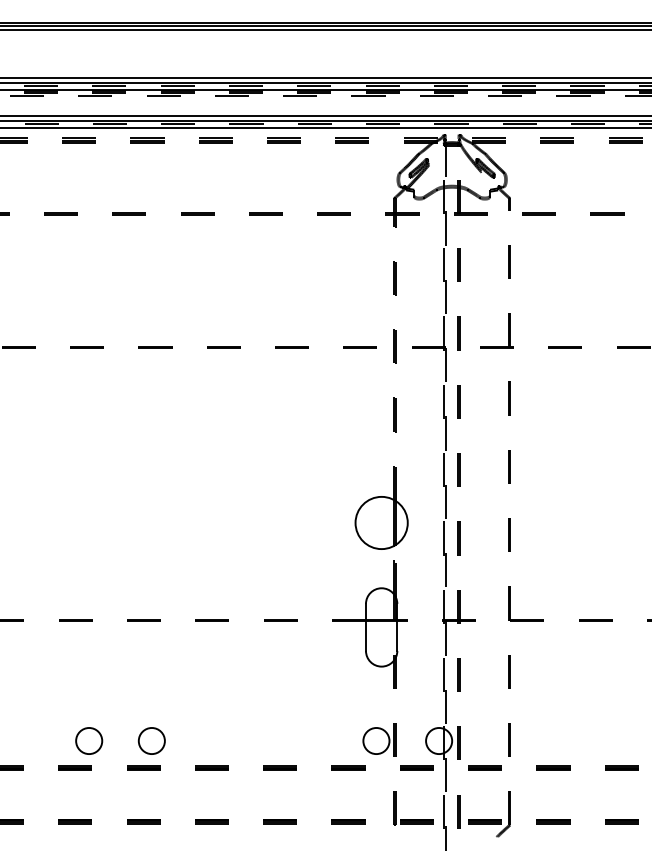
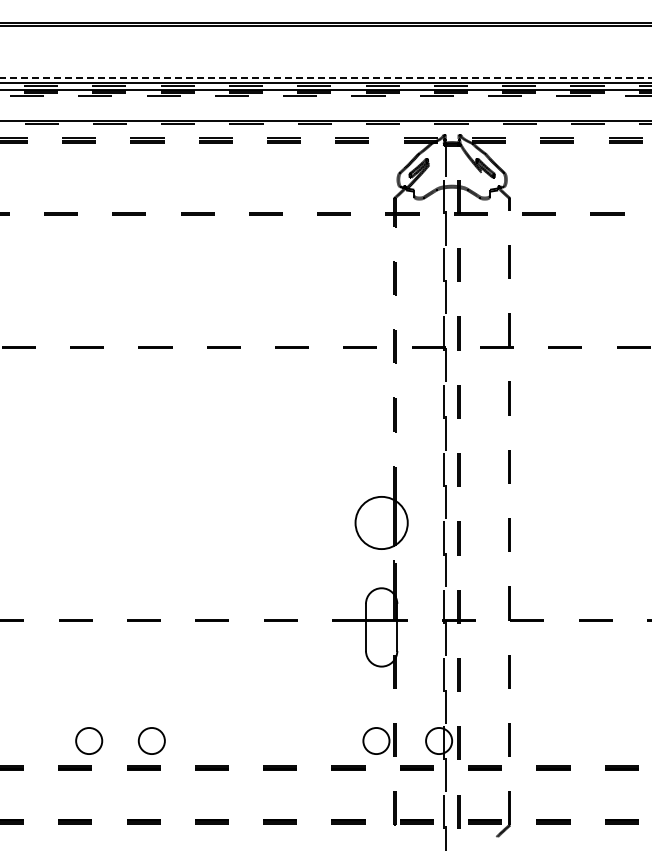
line: present -> none (325, 30)
line: solid -> dashed (325, 78)
line: present -> none (325, 116)
line: present -> none (325, 128)
